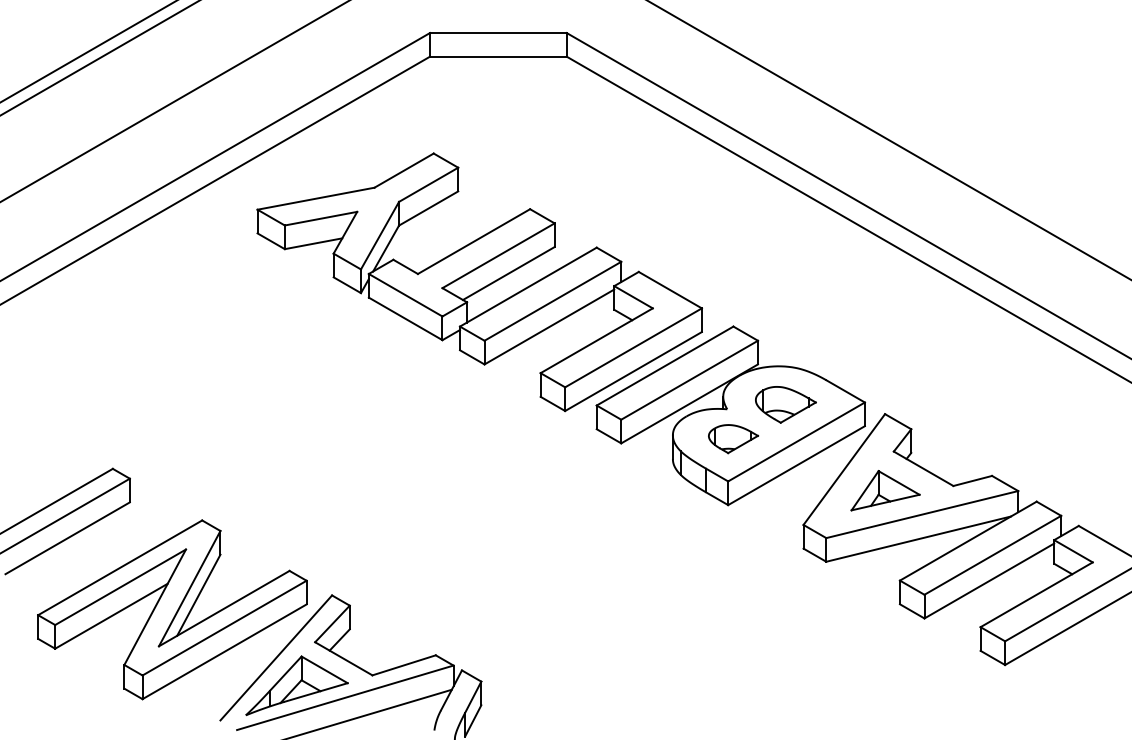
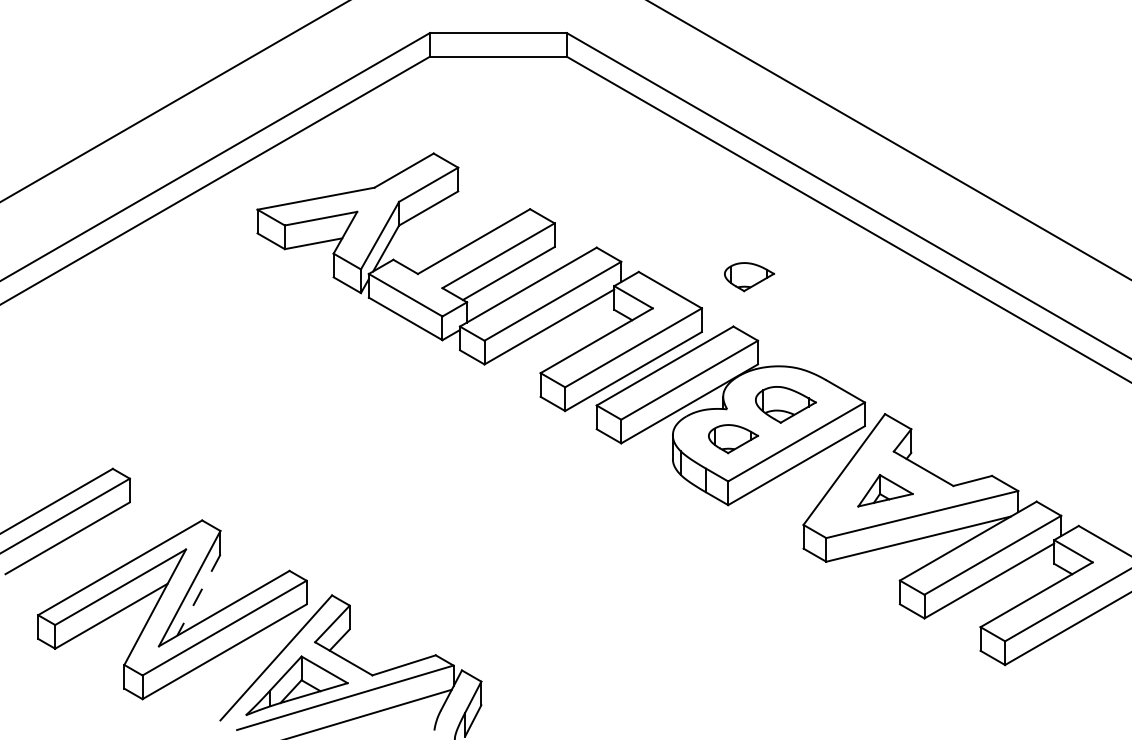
line: present -> none (88, 51)
line: present -> none (99, 58)
part: none -> present (749, 277)
part size: 71x42 px -> 57x34 px (885, 490)
line: solid -> dashed (198, 595)
